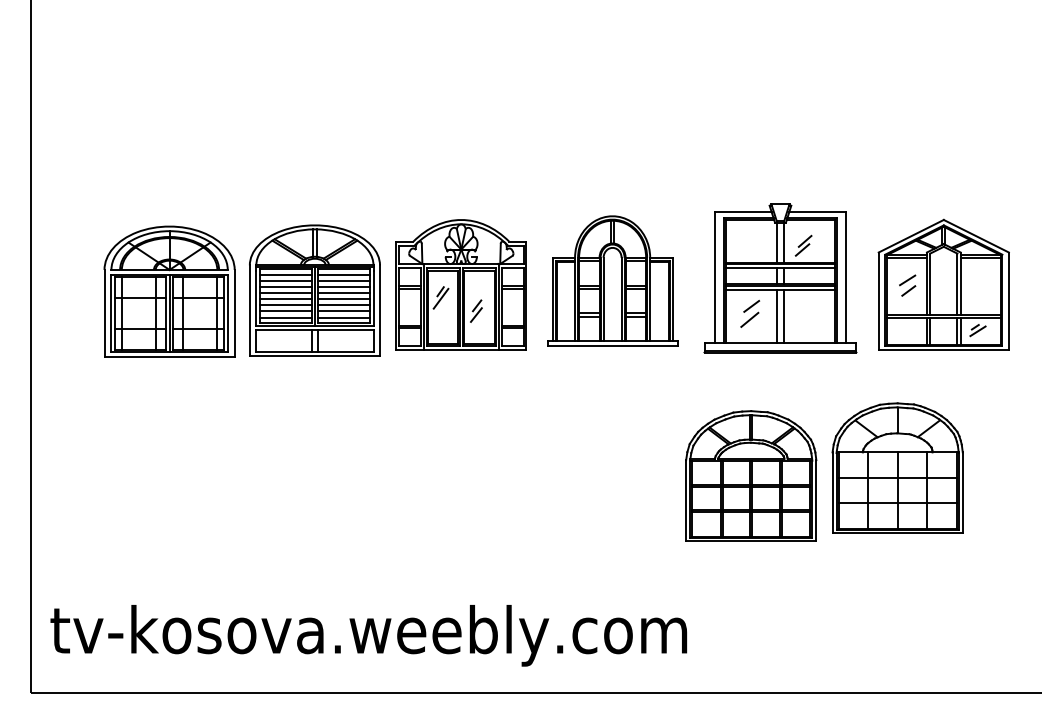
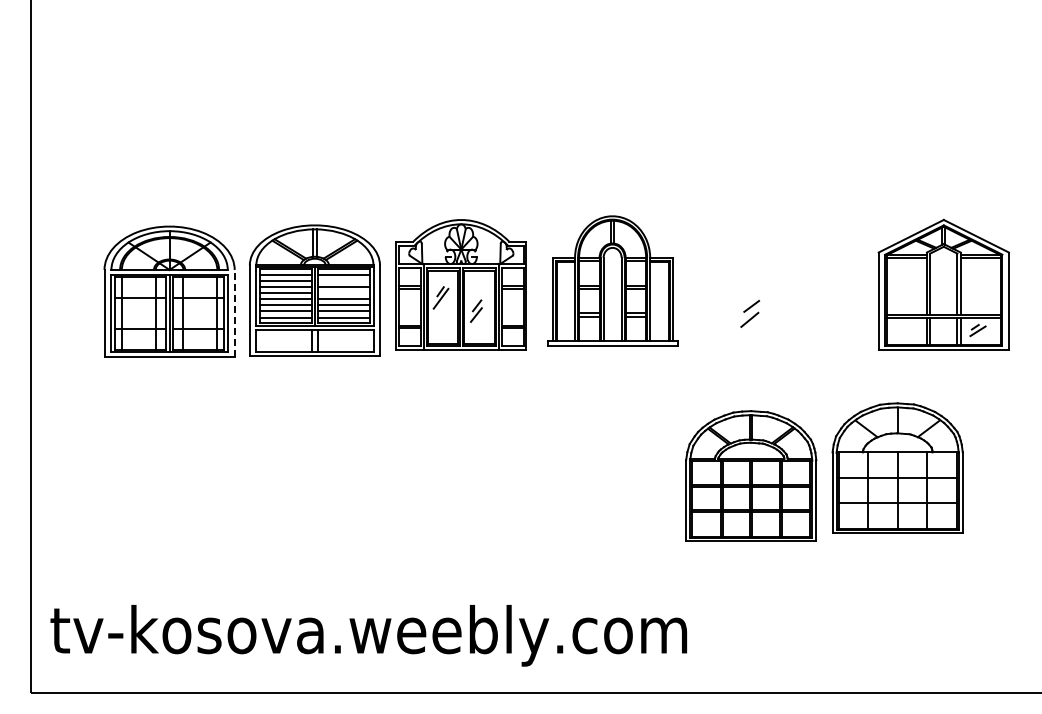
part: present -> none (780, 278)
line: present -> none (344, 281)
part: present -> none (907, 285)
line: present -> none (344, 293)
line: solid -> dashed (234, 312)
